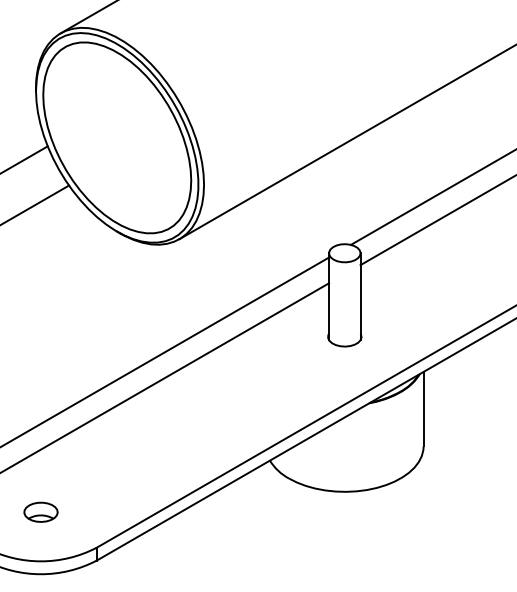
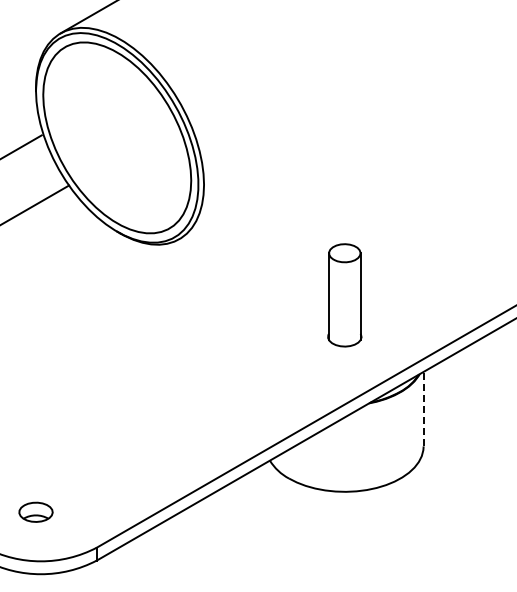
line: present -> none (346, 142)
line position: (24, 159) -> (21, 146) (21, 146)
line: present -> none (431, 197)
line: present -> none (436, 220)
line: present -> none (165, 351)
line: present -> none (165, 377)
line: solid -> dashed (423, 408)
part position: (40, 511) -> (35, 511) (35, 511)
